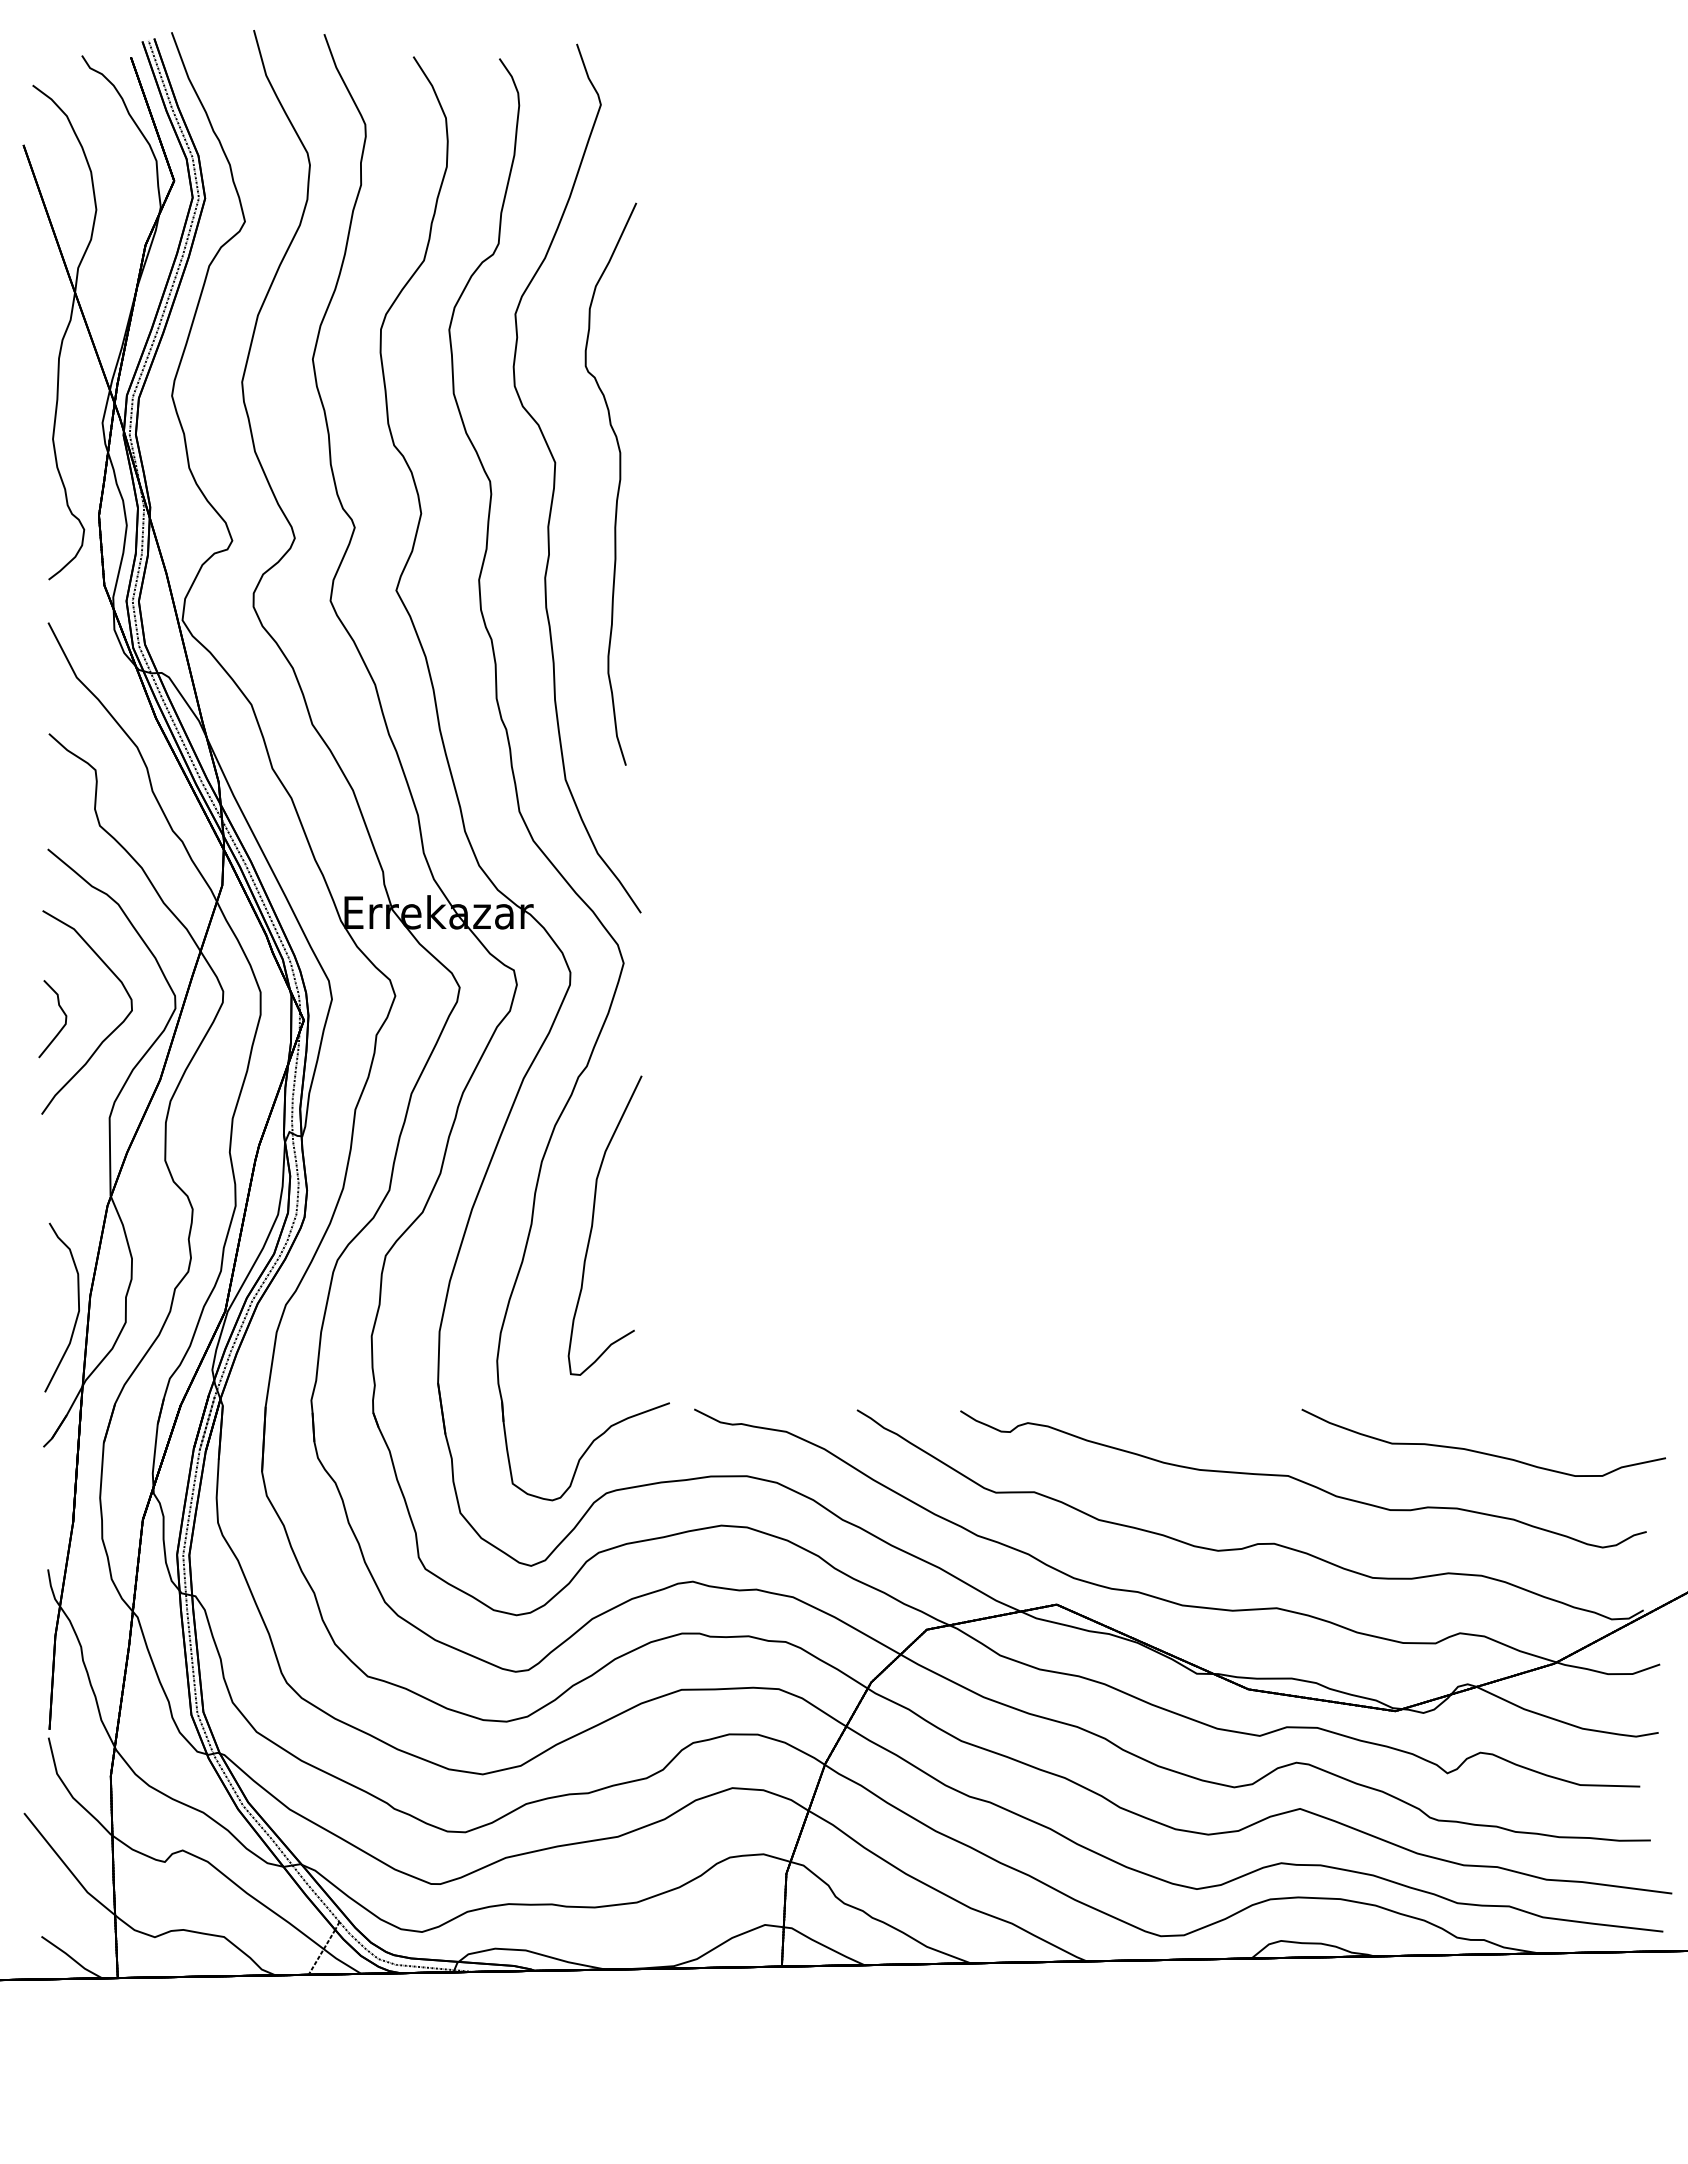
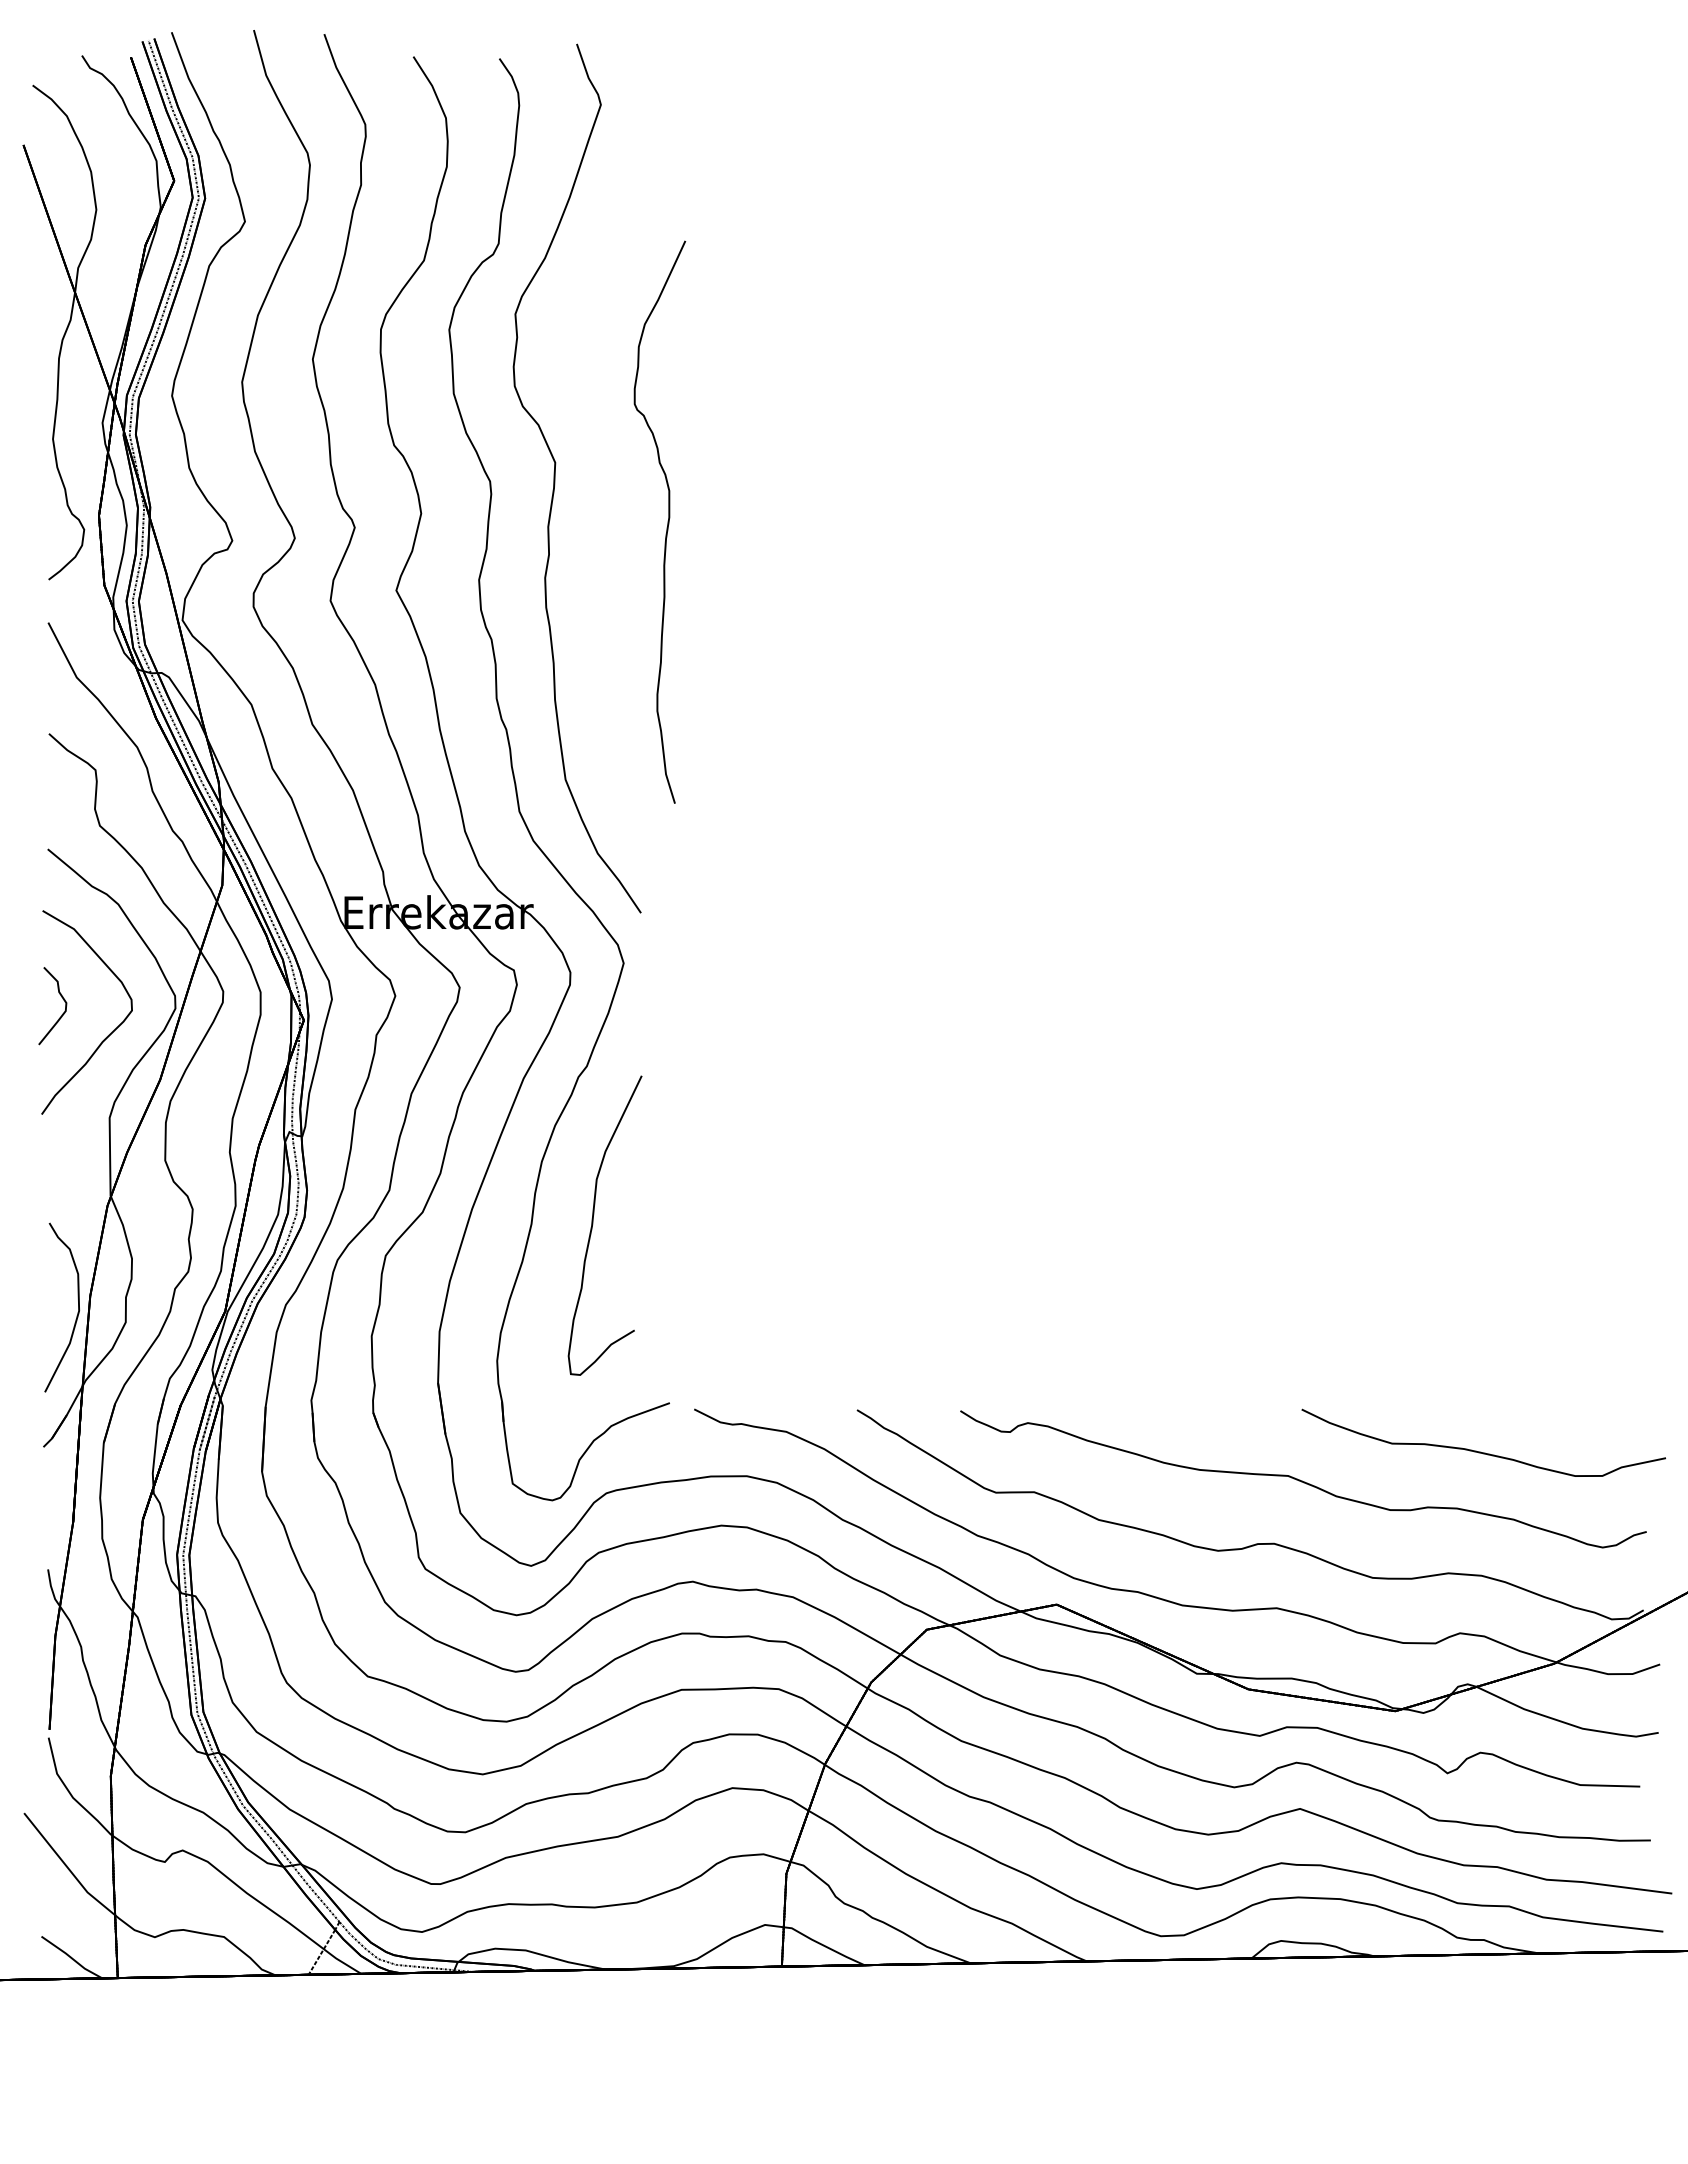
part position: (618, 483) -> (667, 521) (667, 521)
part position: (61, 1027) -> (61, 1014) (61, 1014)
